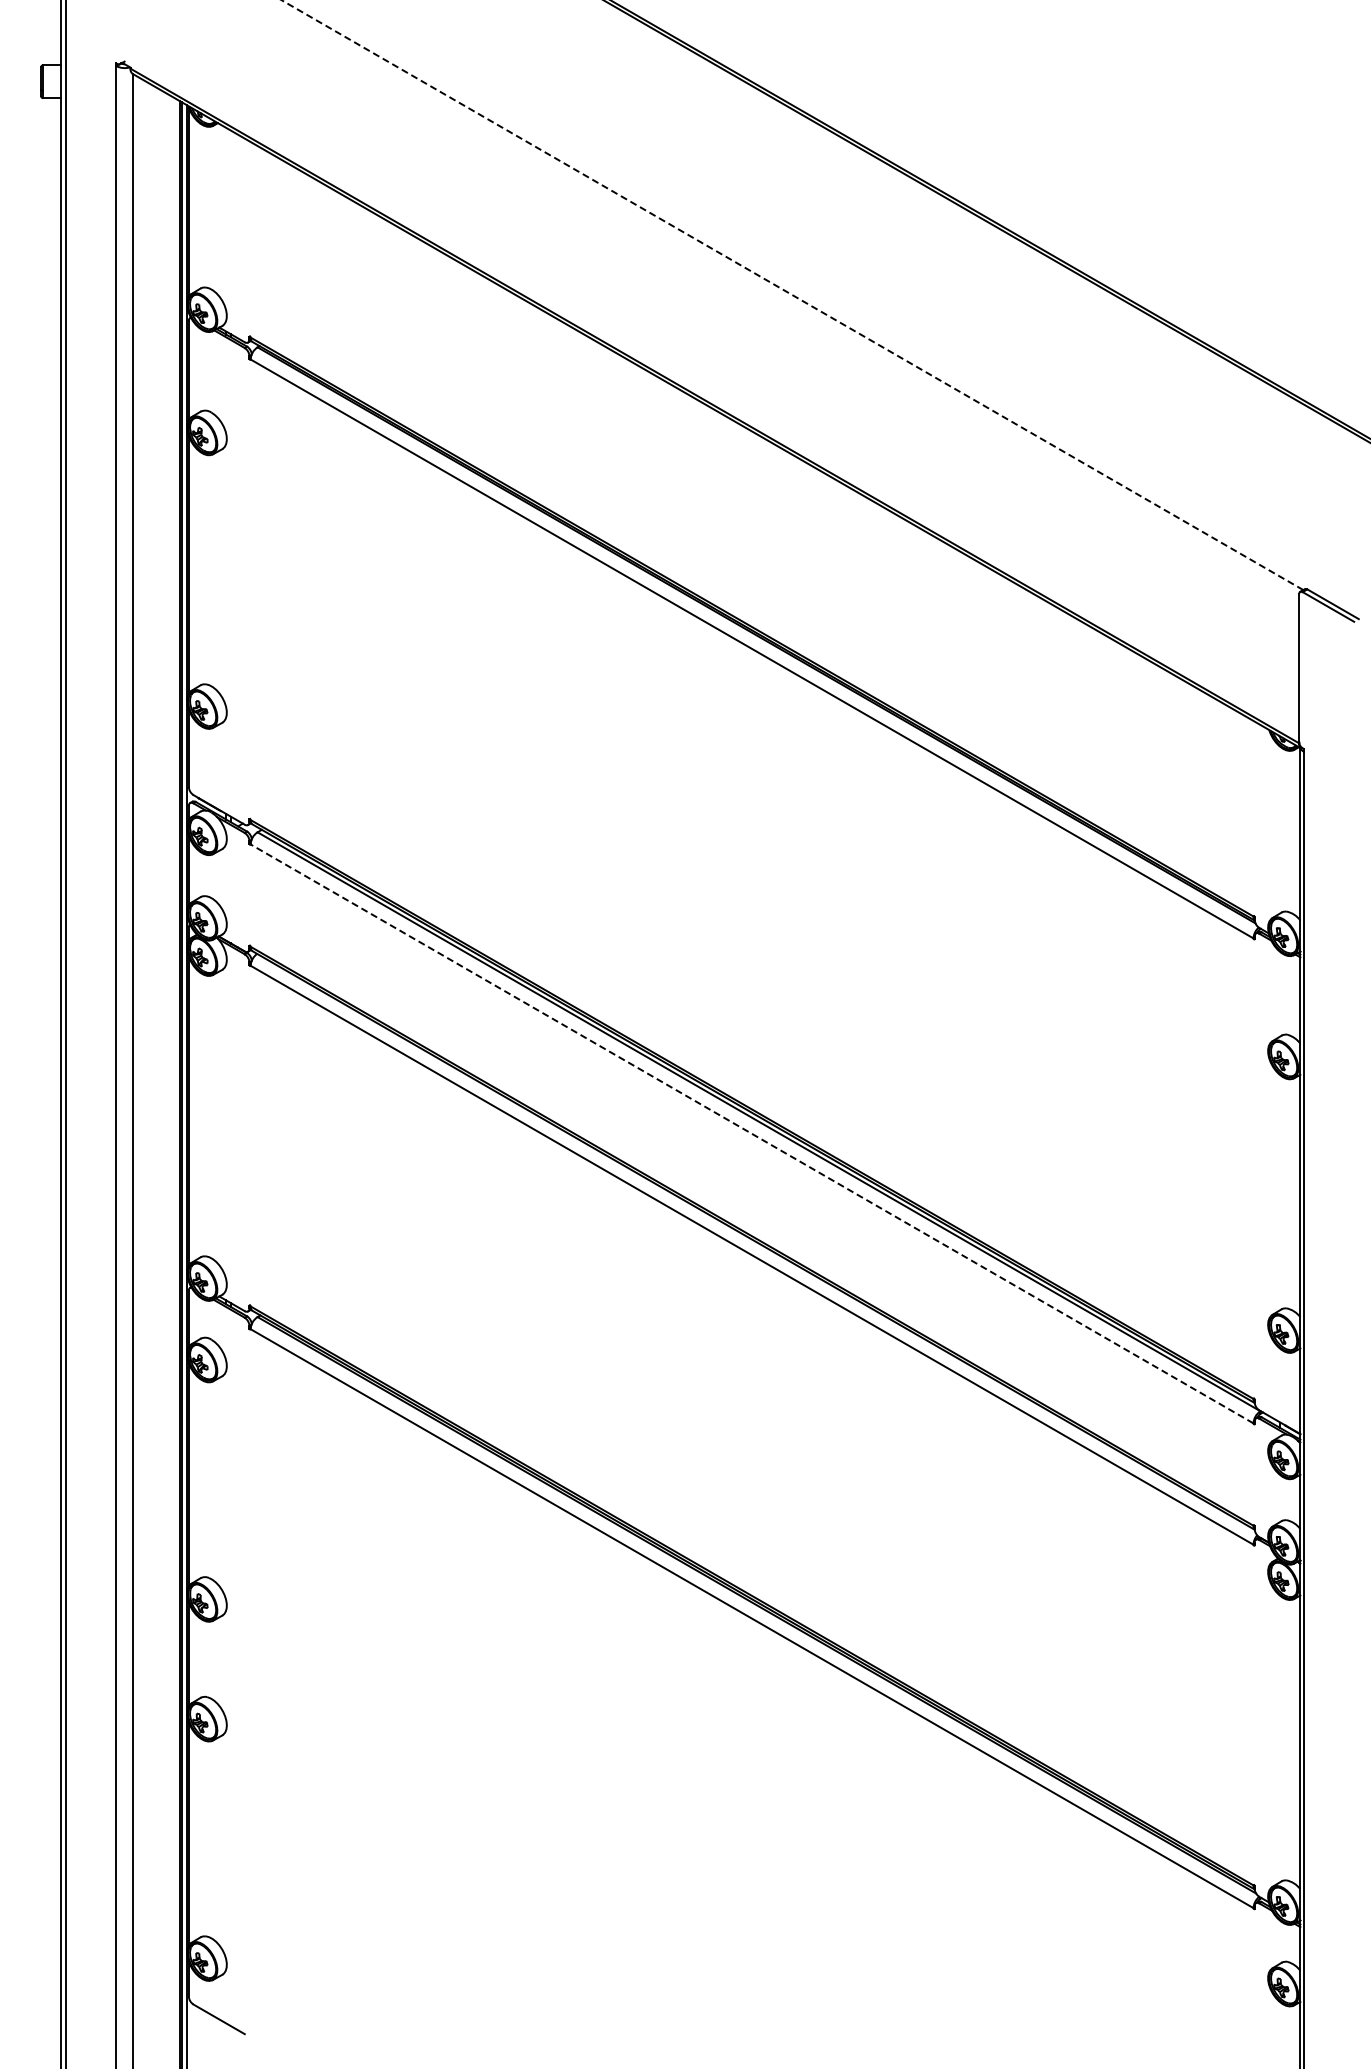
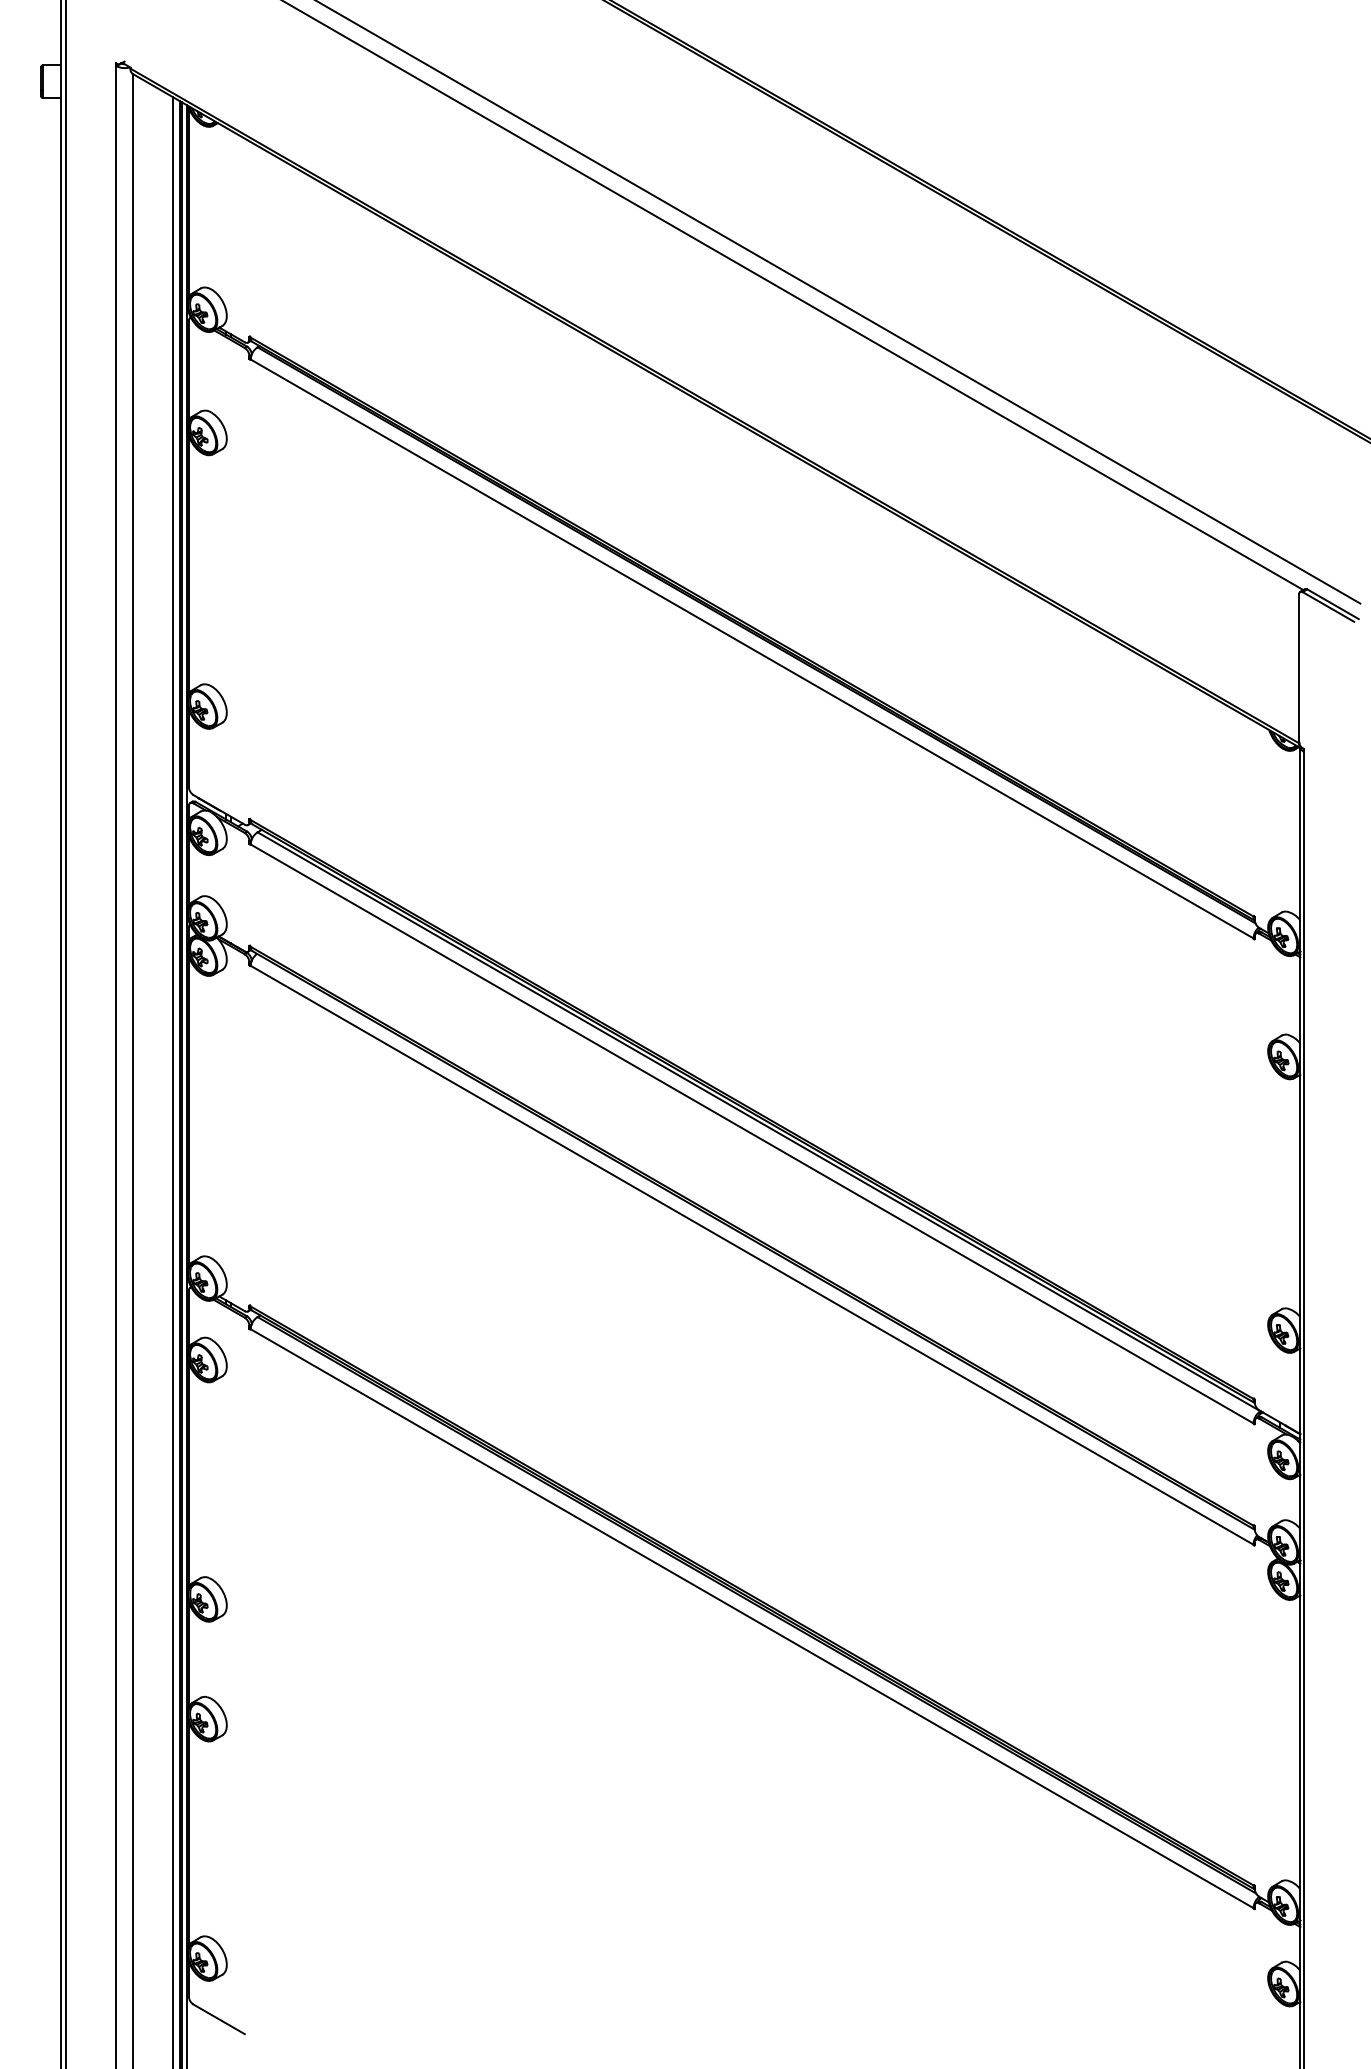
line: dashed -> solid (791, 294)
line: none -> present (839, 302)
line: none -> present (172, 1081)
line: dashed -> solid (752, 1133)
